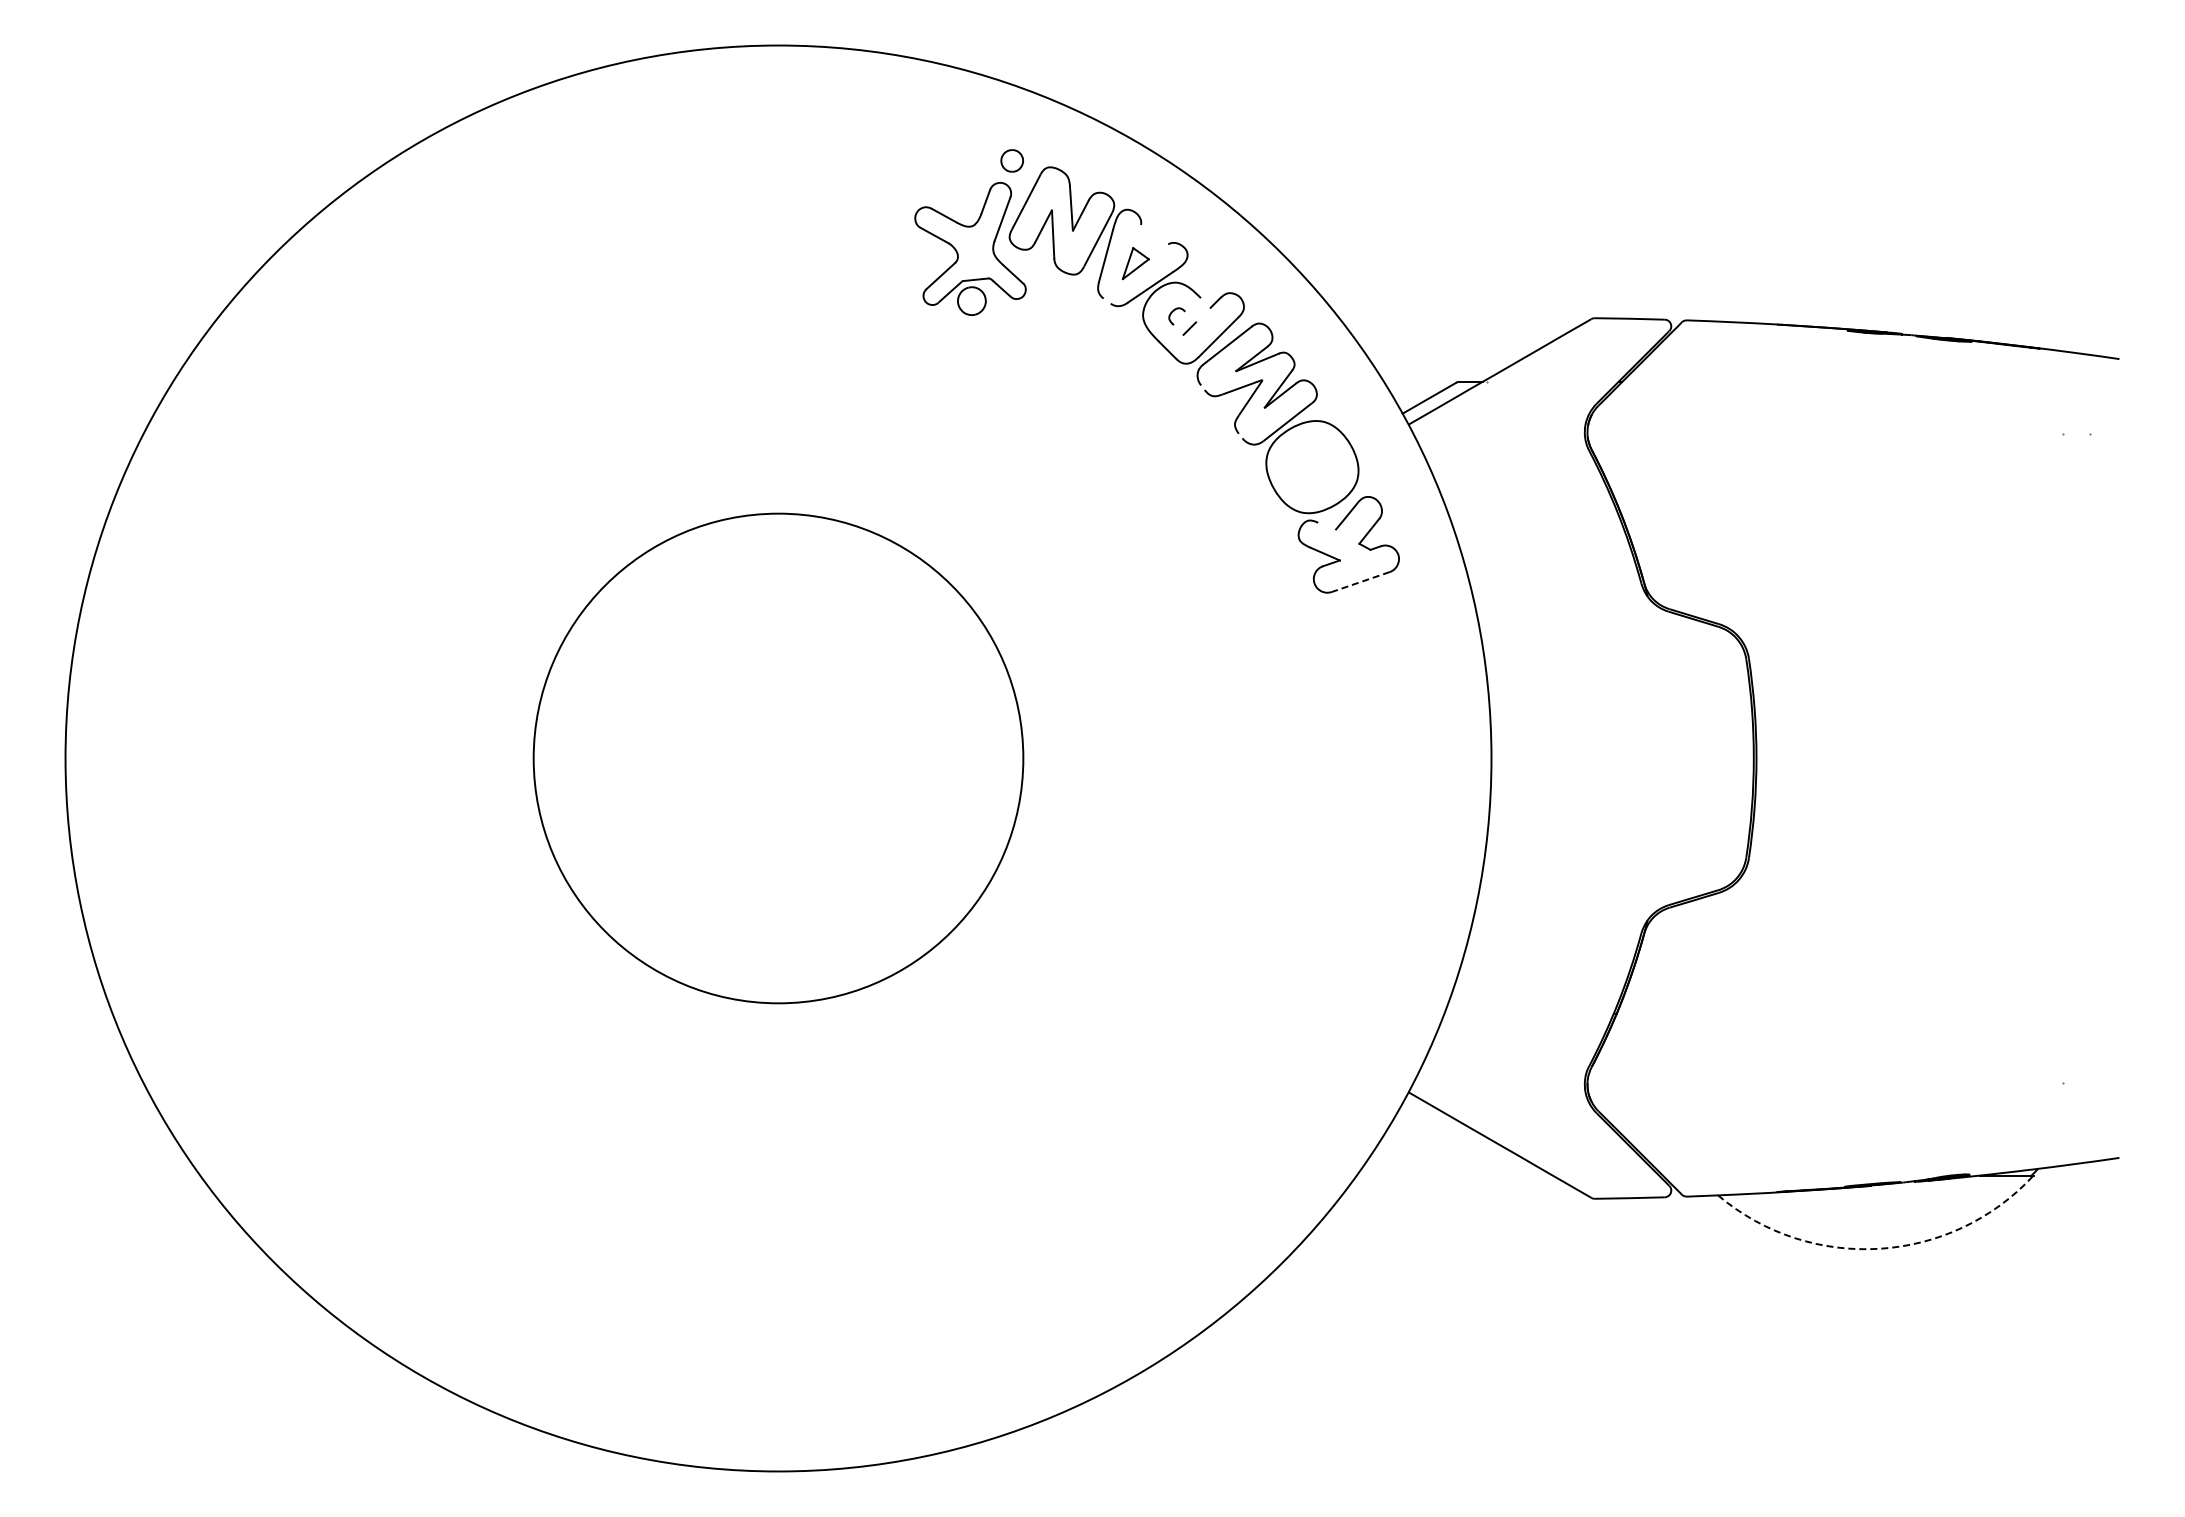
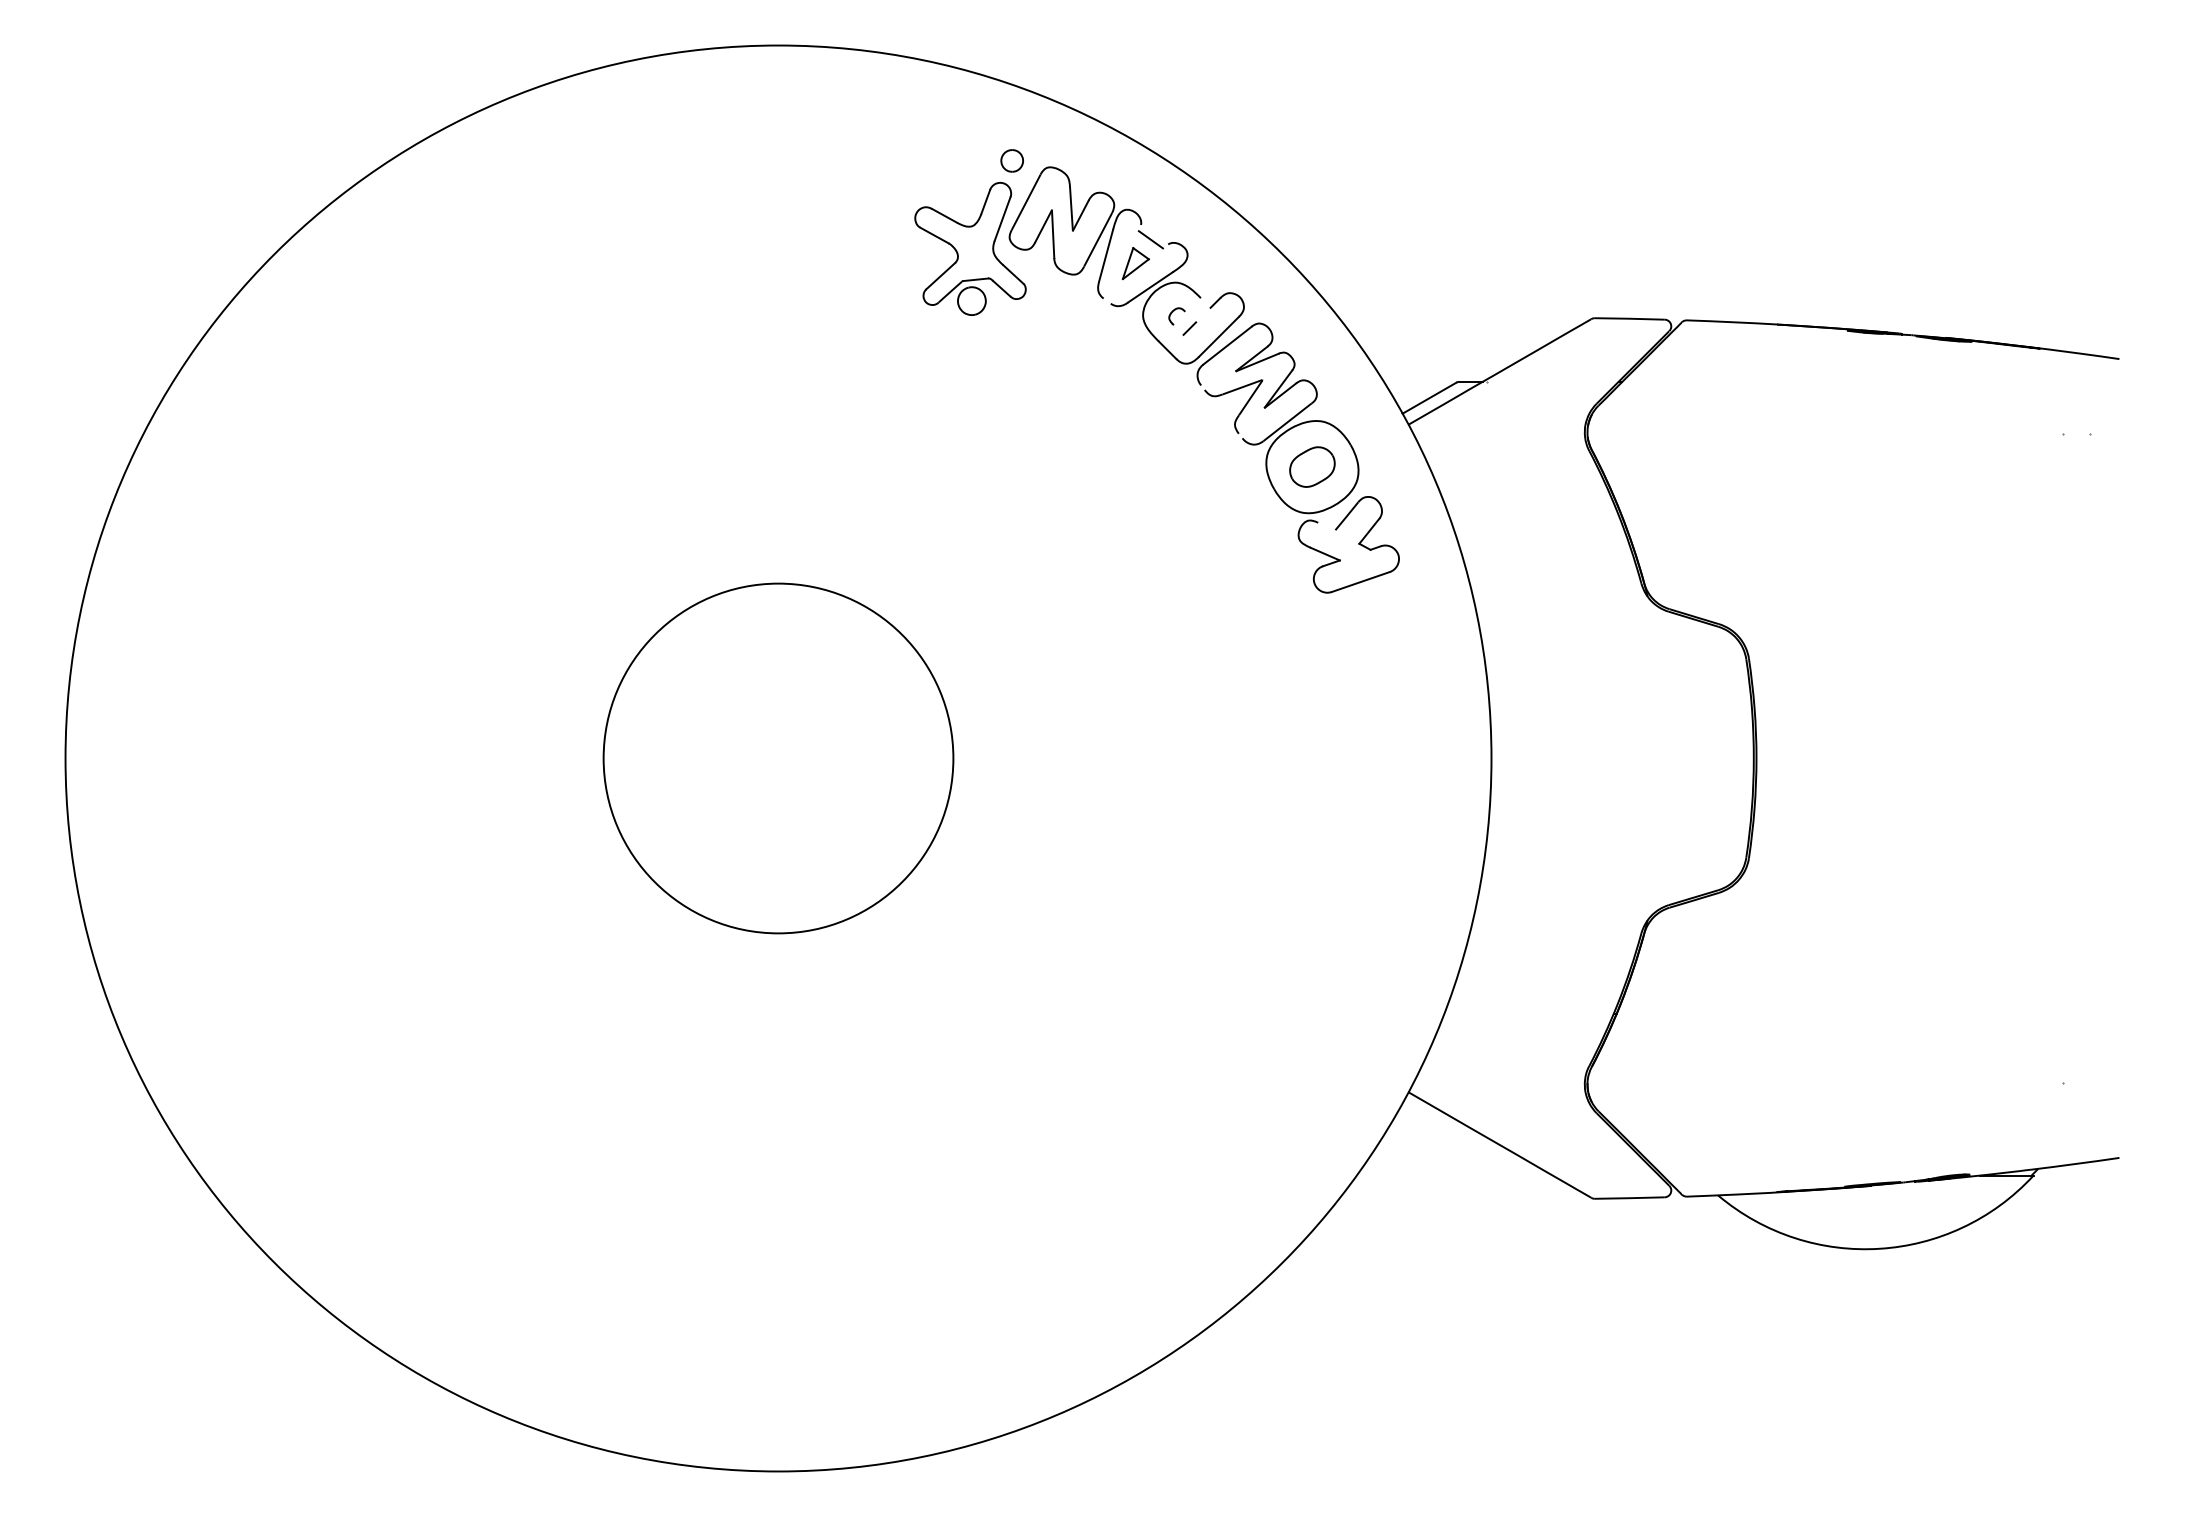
line: none -> present (1150, 239)
part: none -> present (1312, 466)
line: dashed -> solid (1360, 582)
circle diameter: 490 px -> 350 px (778, 758)
arc: dashed -> solid (1879, 1248)
